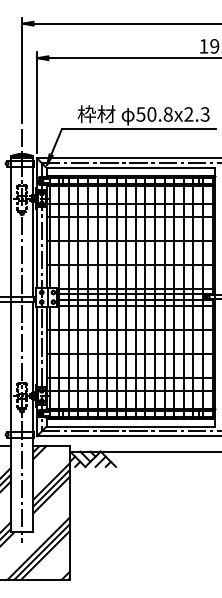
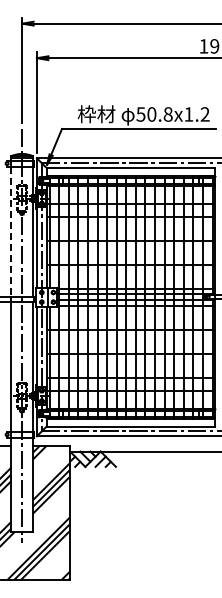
text: 50.8x2.3 -> 50.8x1.2 (196, 114)
line: solid -> dashed (11, 232)
